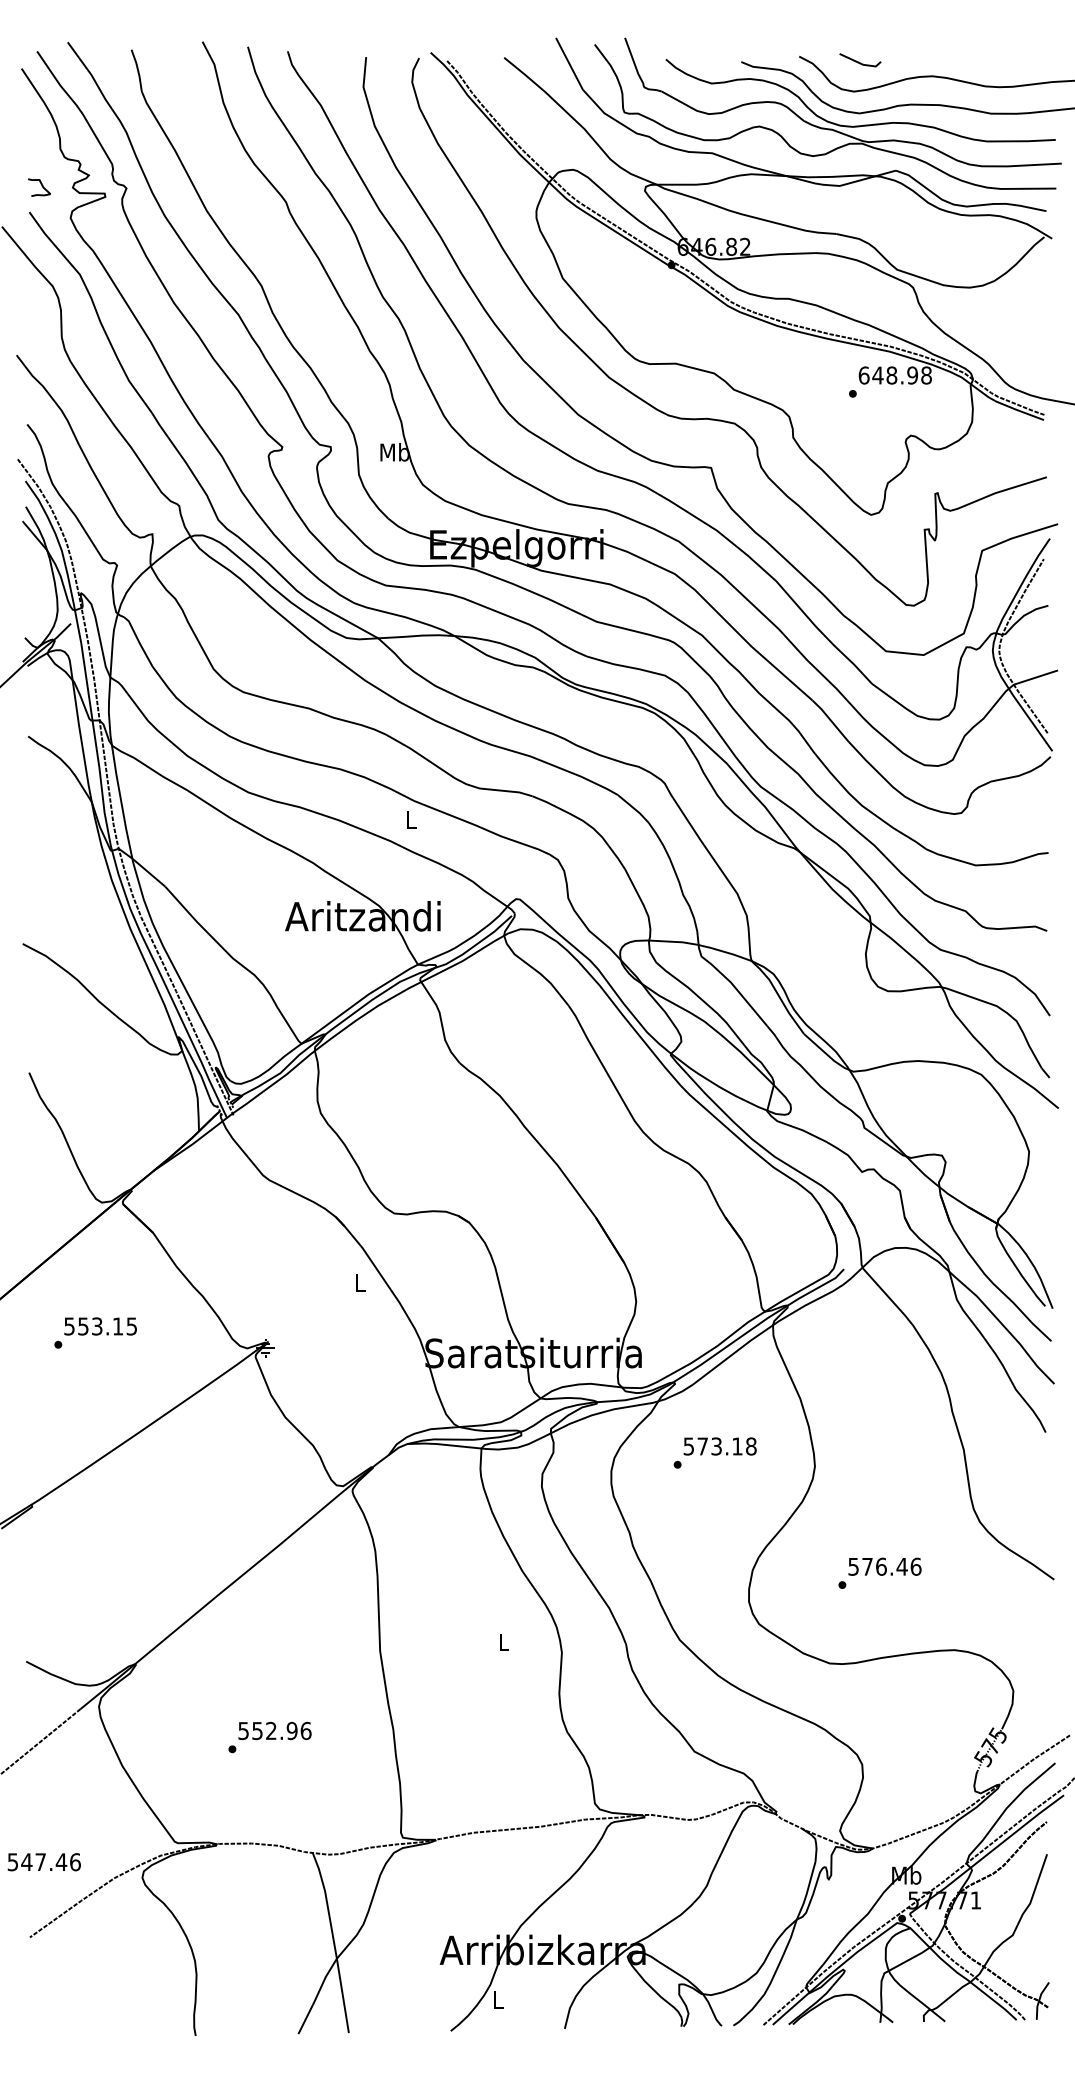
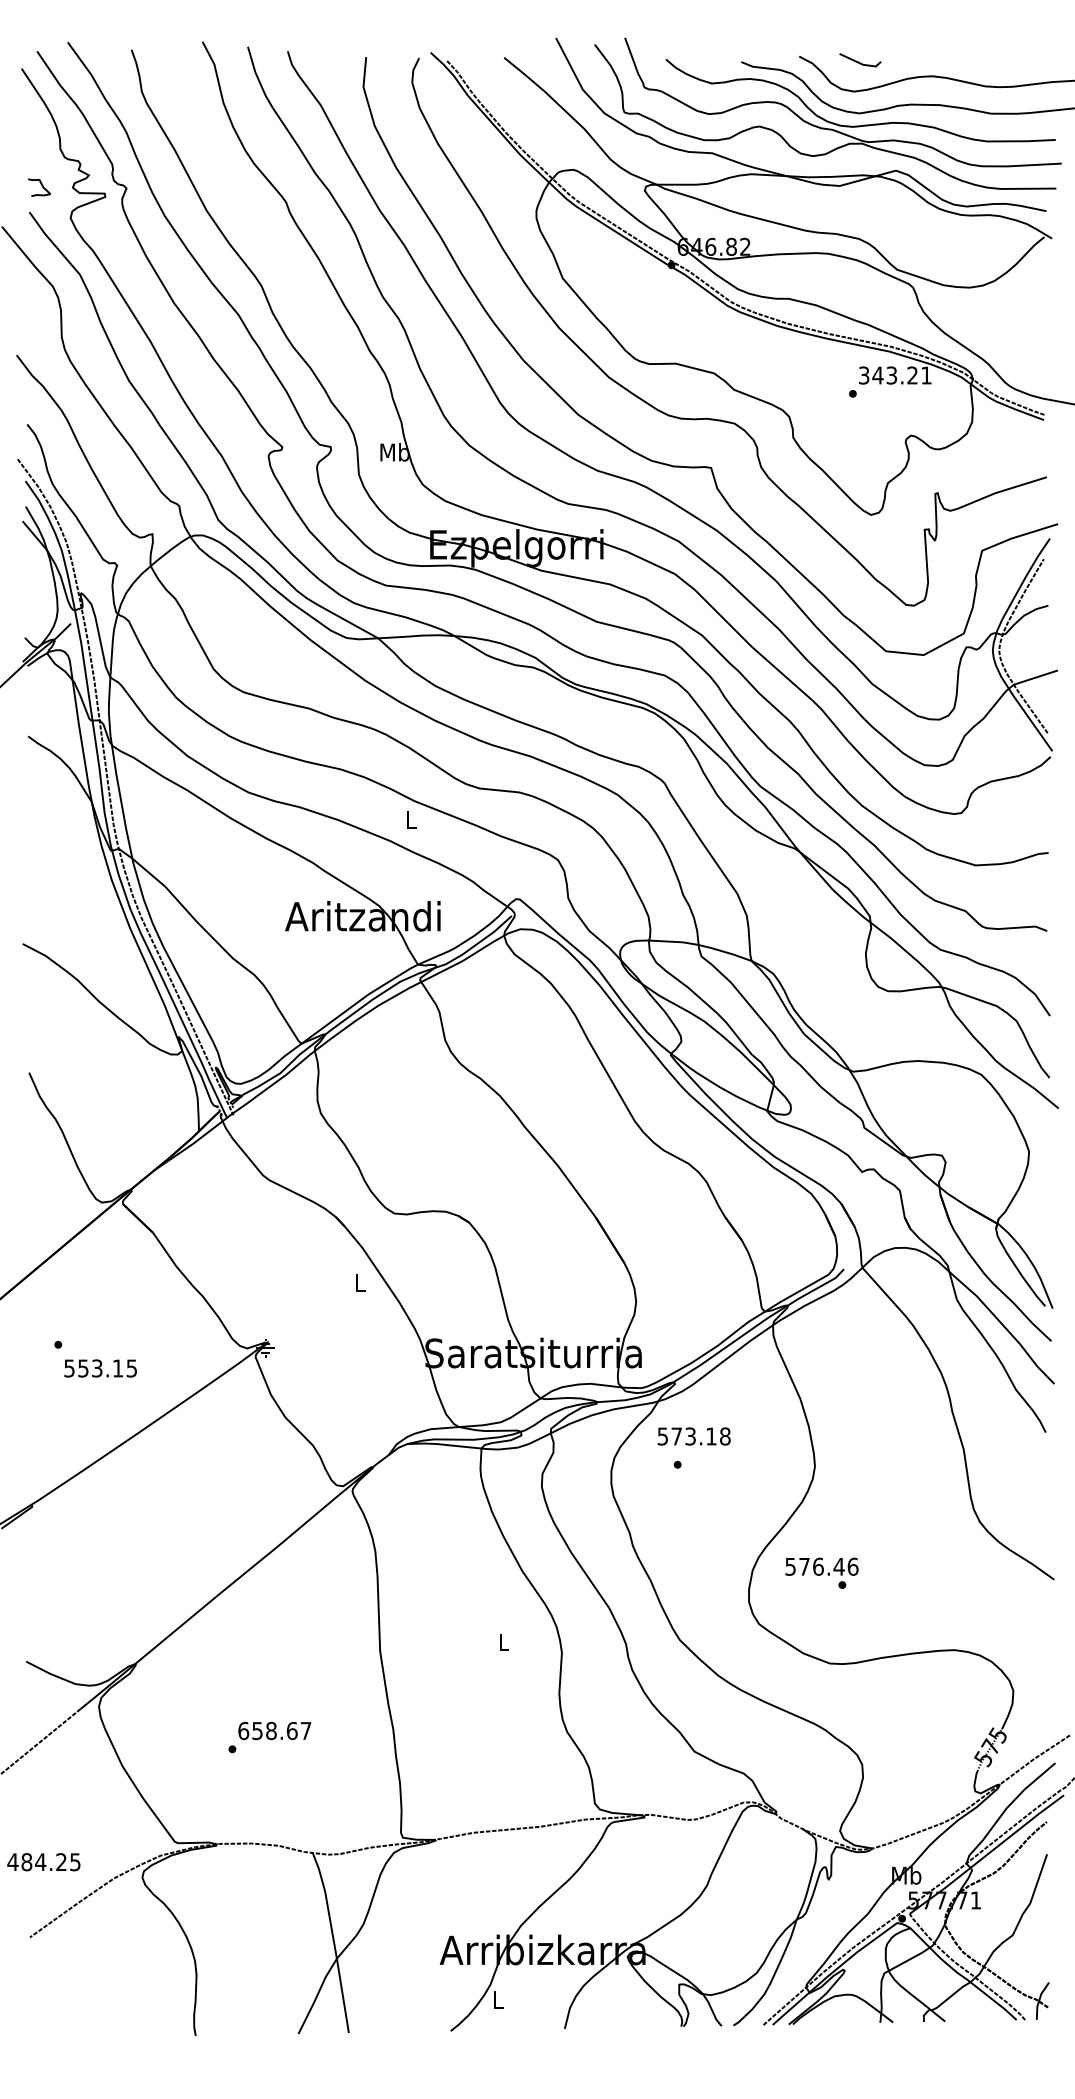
text: 648.98 -> 343.21 (894, 375)
text position: (100, 1326) -> (100, 1368) (100, 1368)
text position: (719, 1446) -> (693, 1436) (693, 1436)
text position: (884, 1566) -> (821, 1566) (821, 1566)
text: 552.96 -> 658.67 (274, 1730)
text: 547.46 -> 484.25 (43, 1862)
